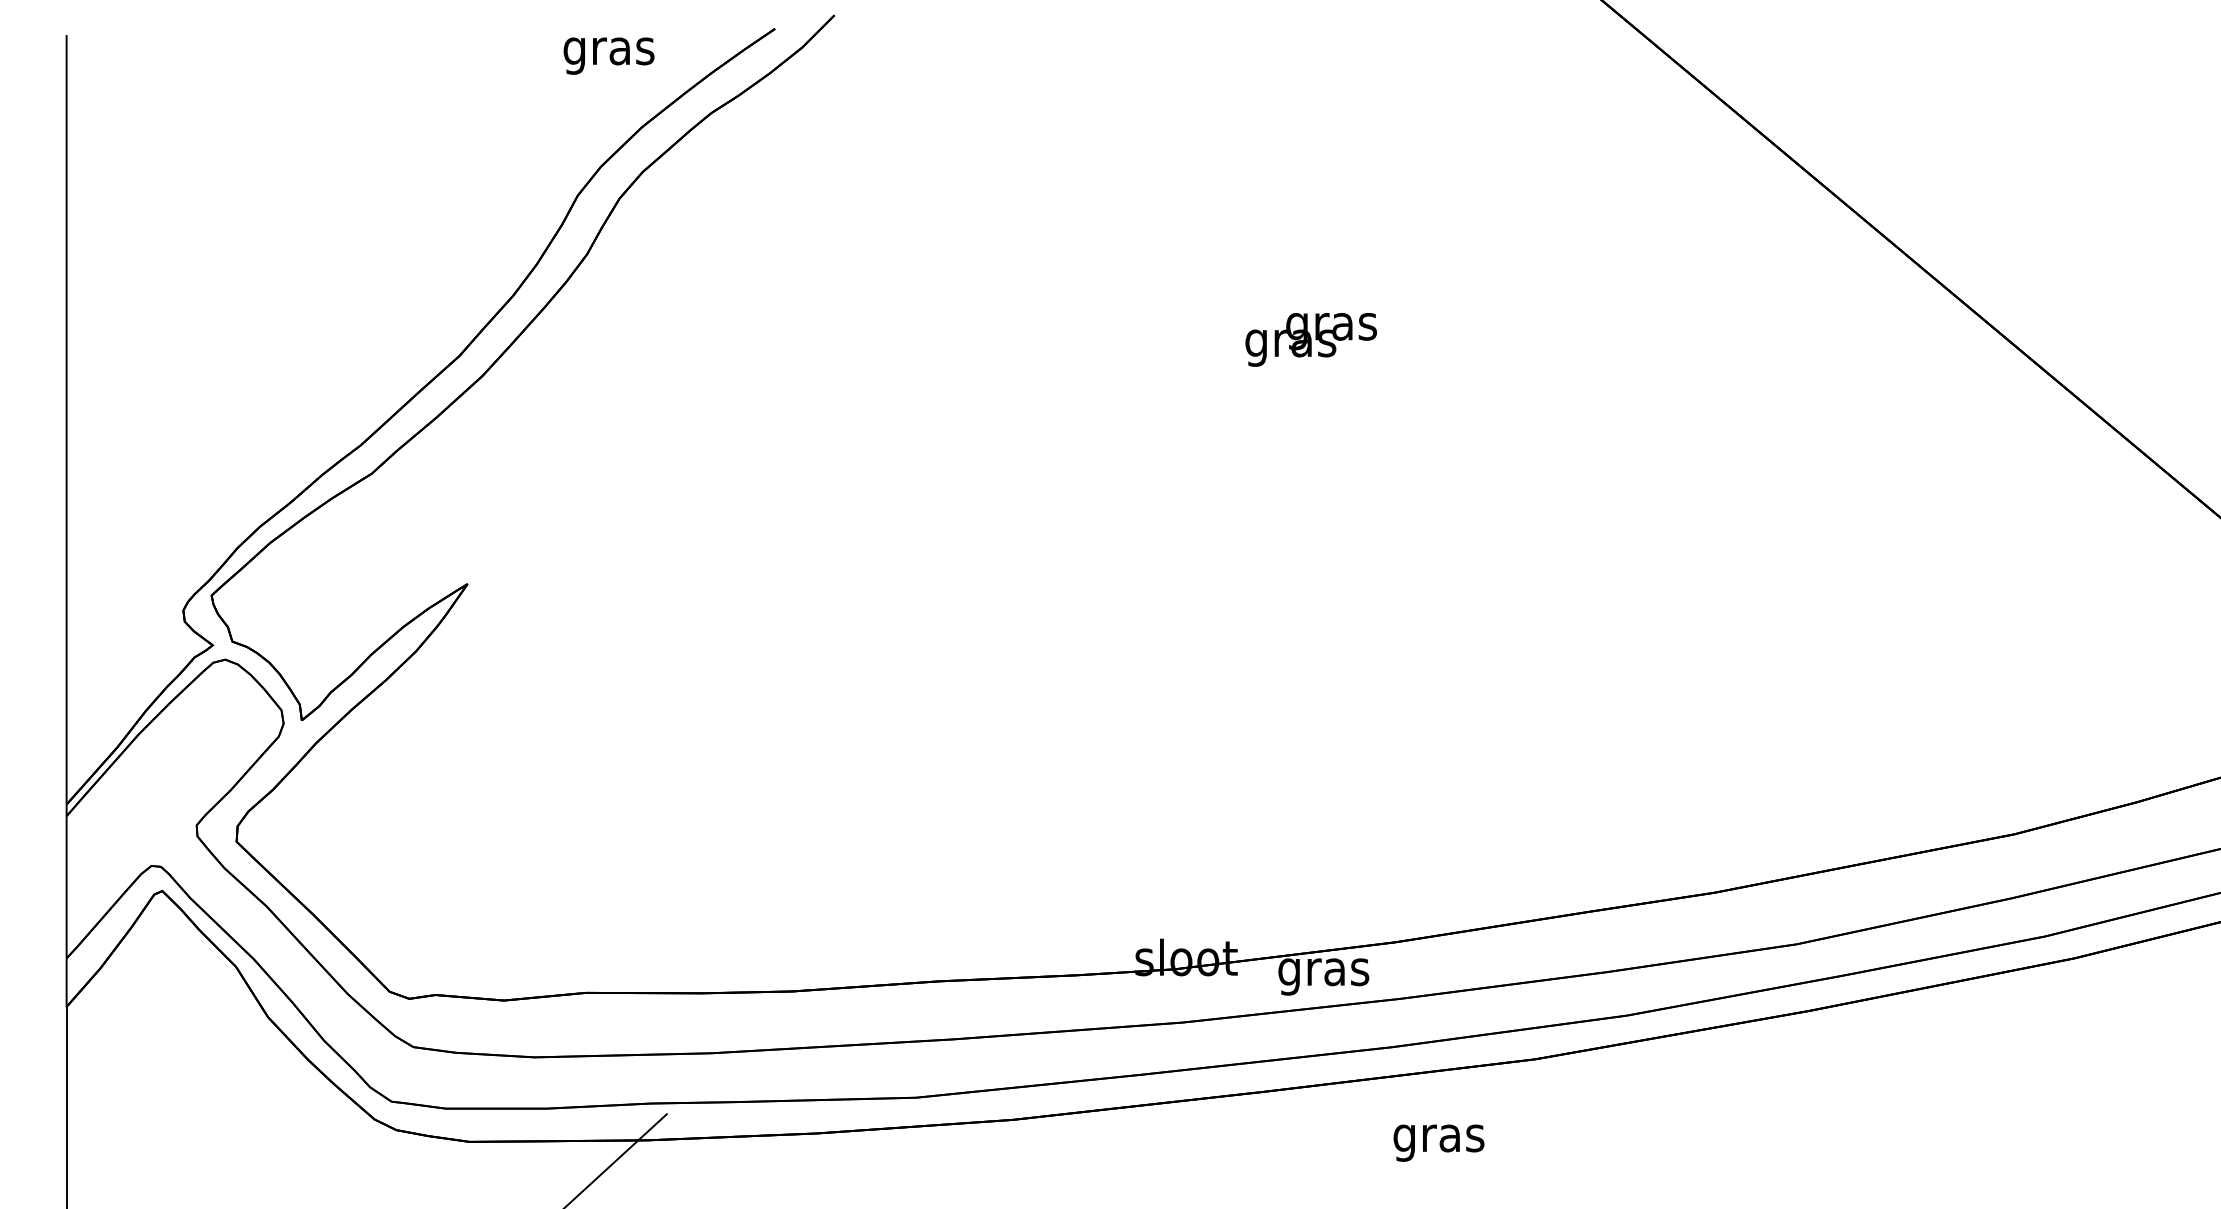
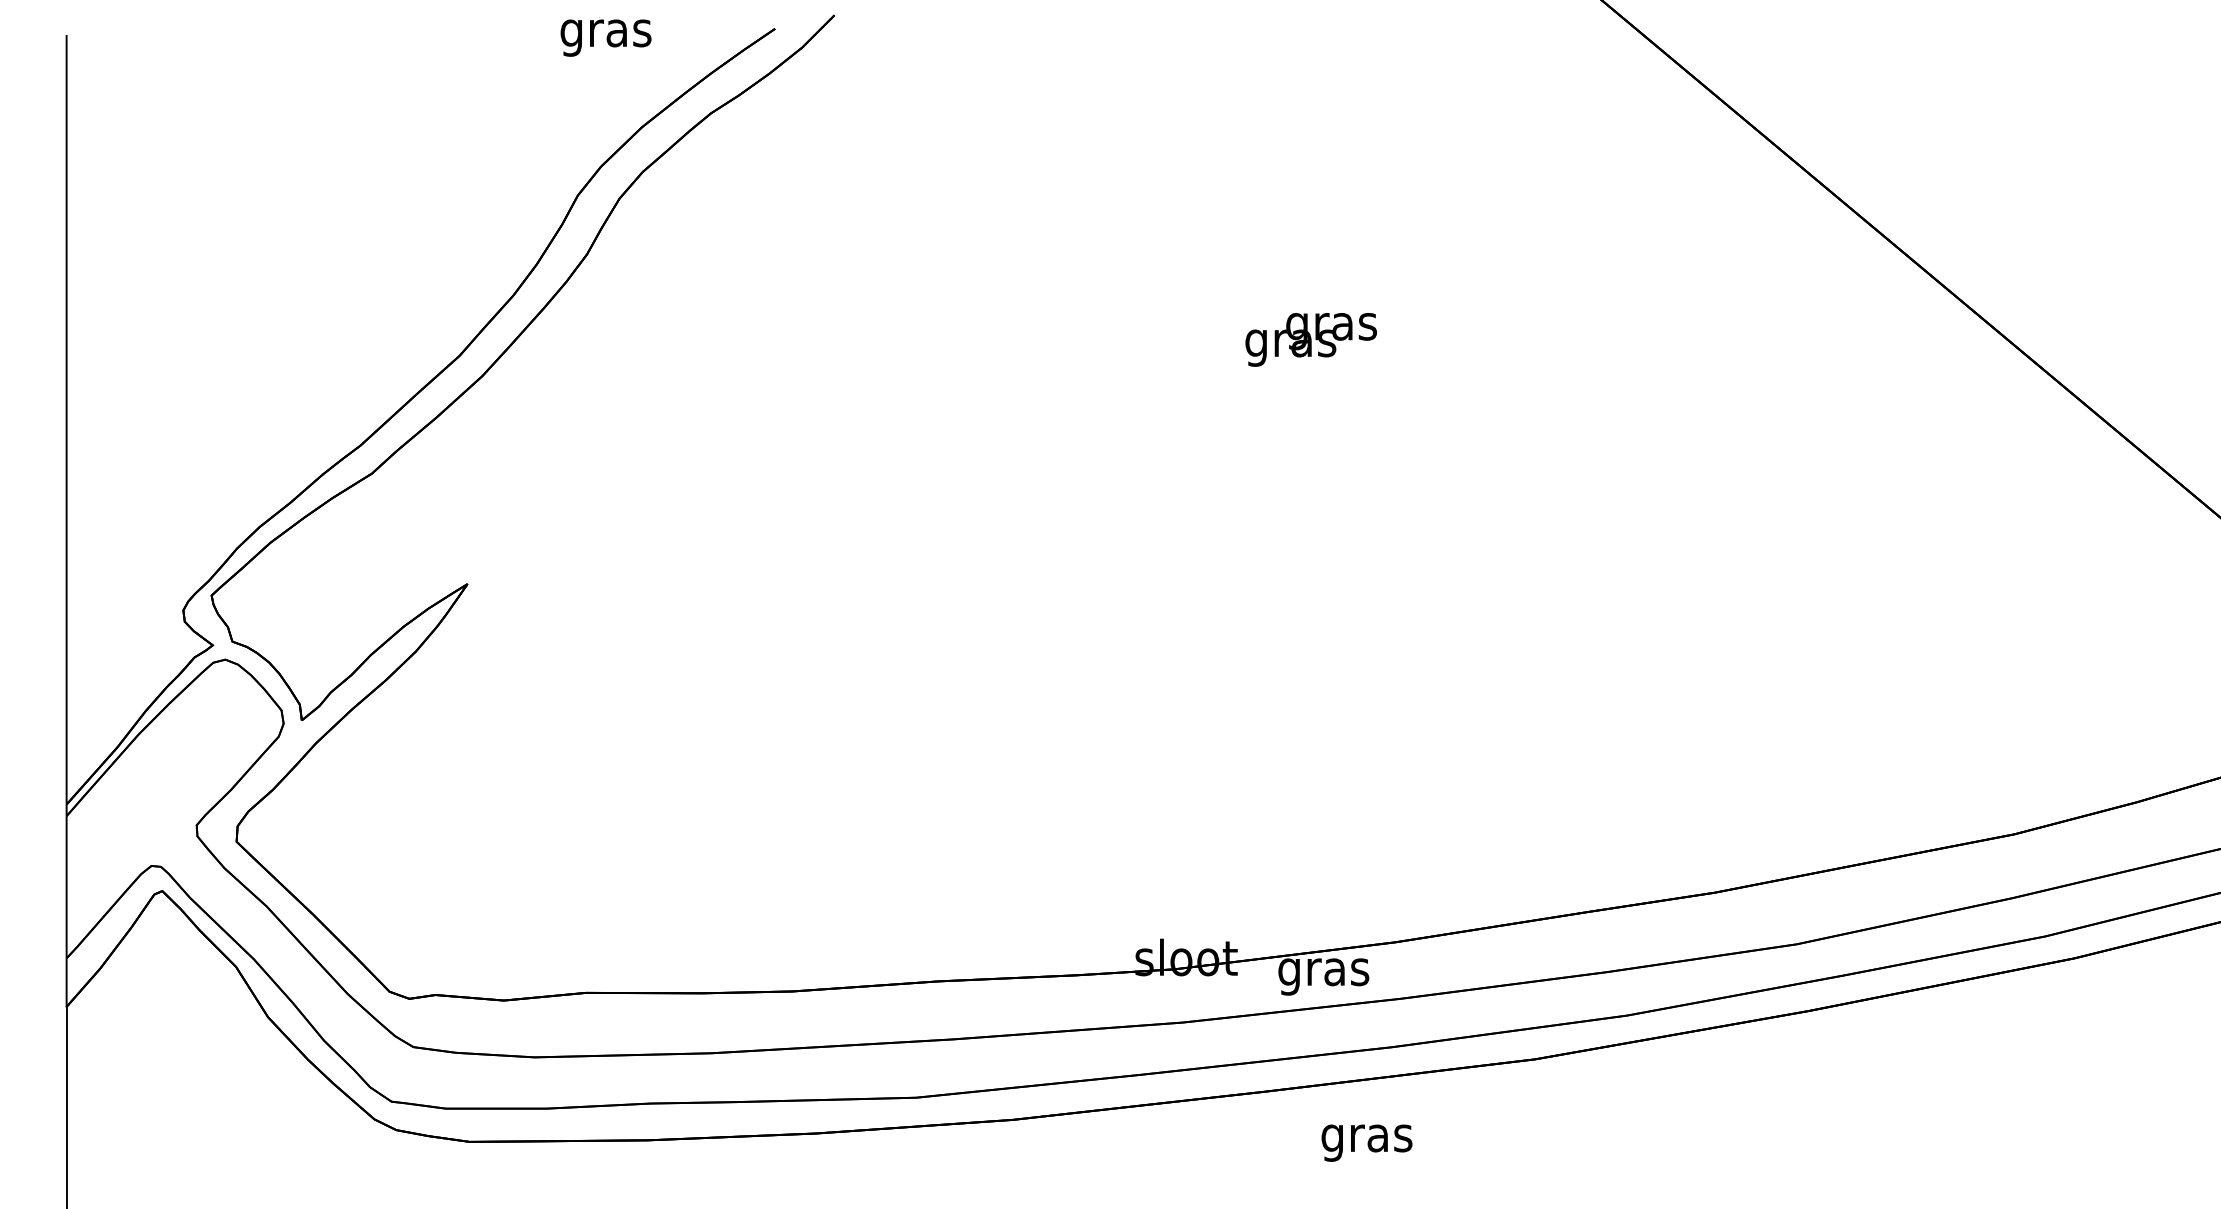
text position: (608, 55) -> (605, 37) (605, 37)
text position: (1438, 1142) -> (1366, 1142) (1366, 1142)
line: present -> none (616, 1159)
